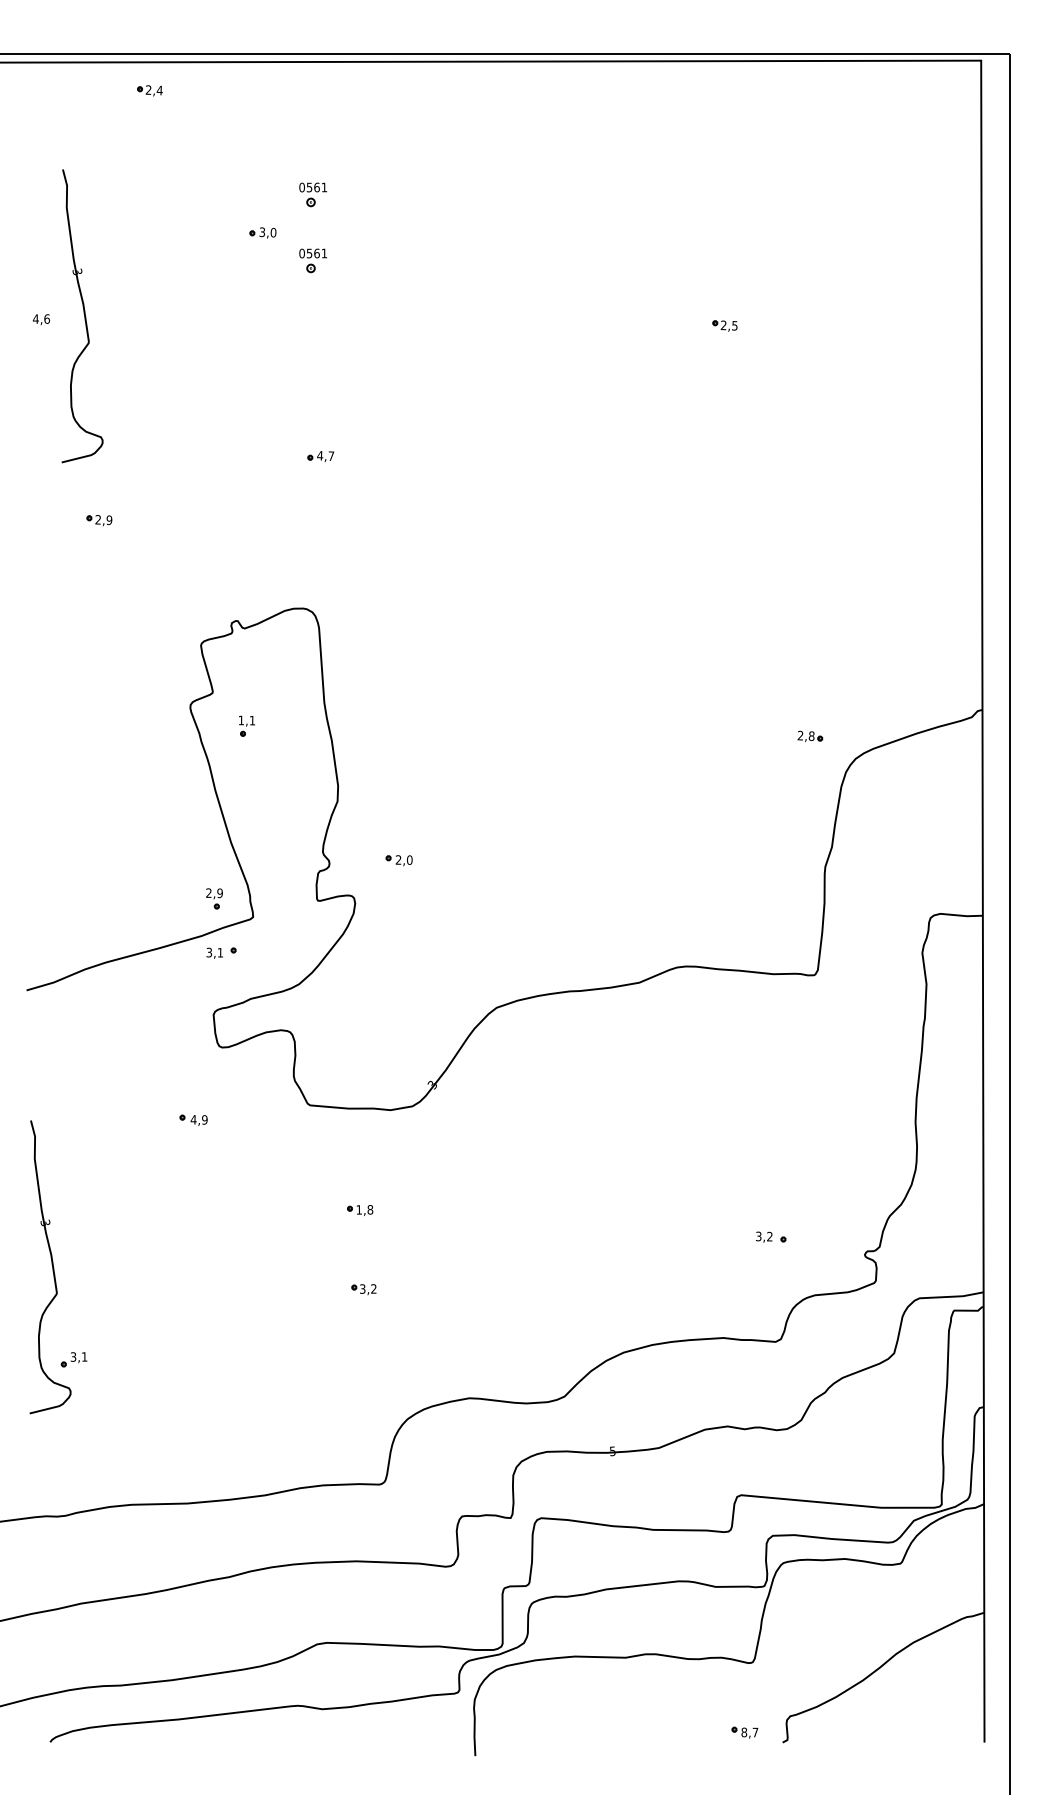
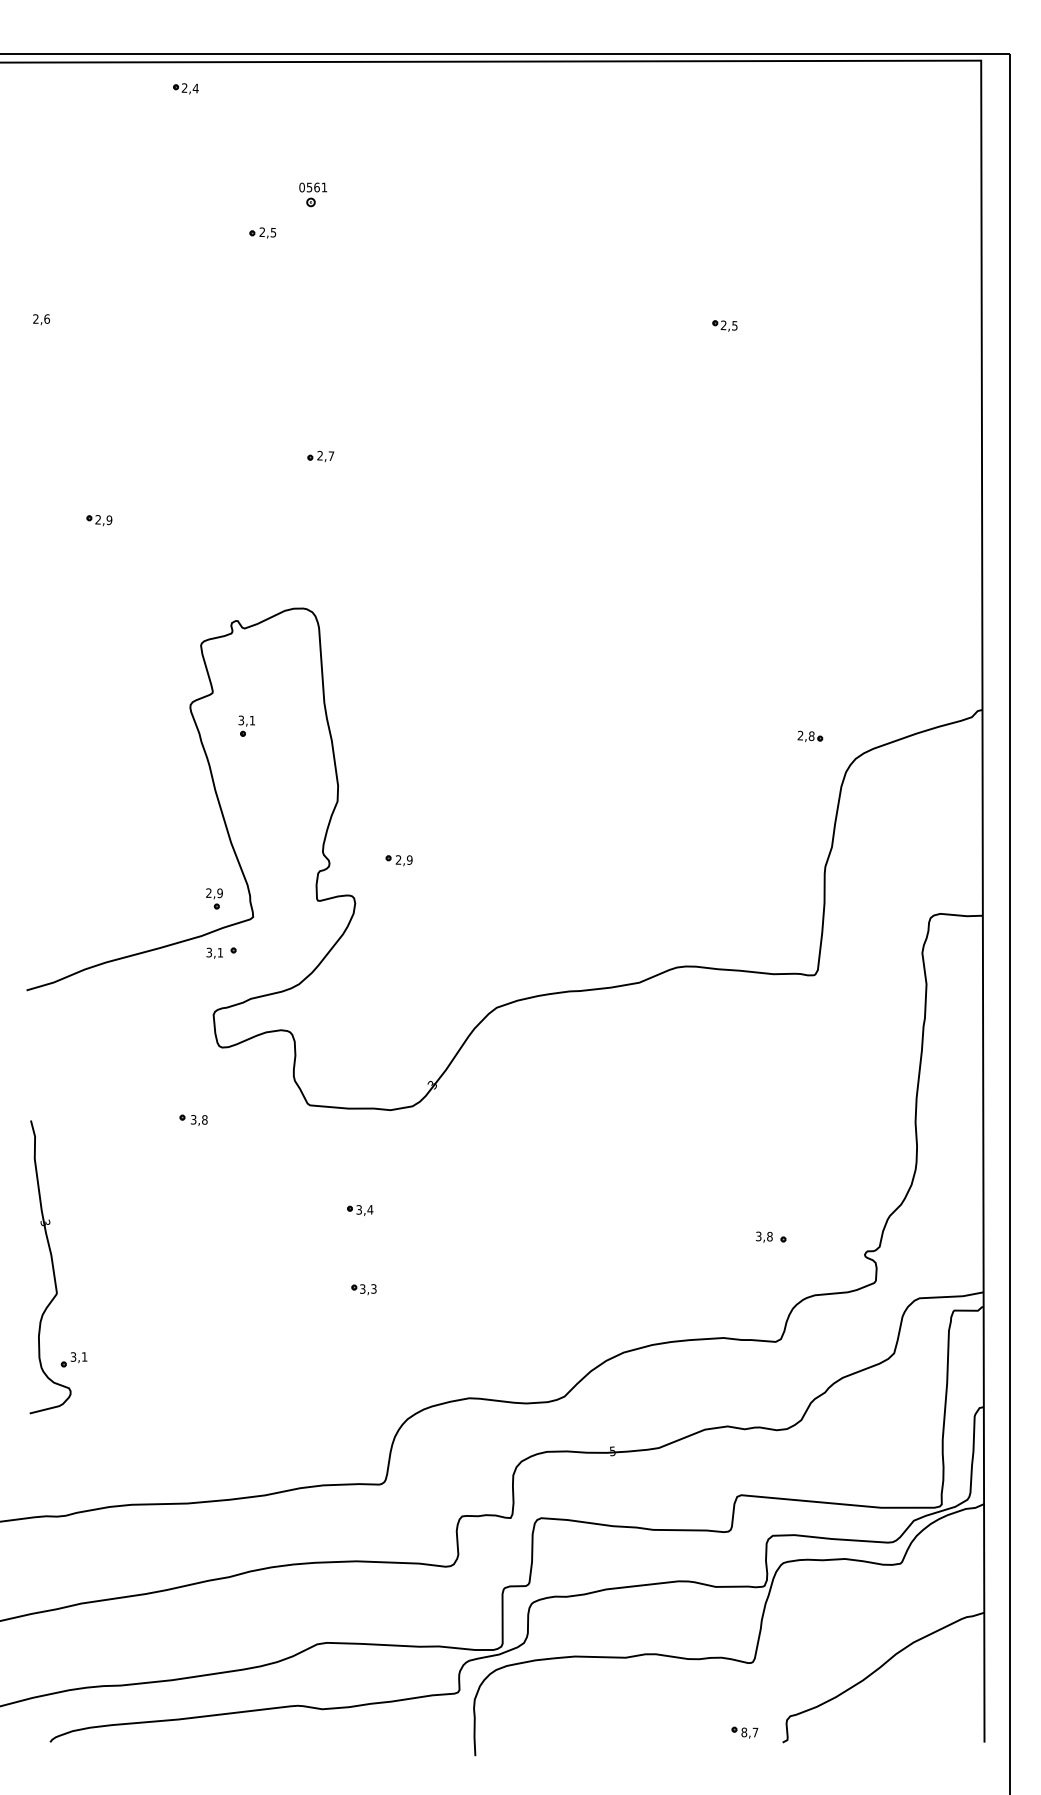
part position: (149, 90) -> (185, 88) (185, 88)
text: 3,0 -> 2,5 (267, 232)
part: present -> none (313, 260)
part: present -> none (82, 316)
text: 4,6 -> 2,6 (35, 318)
text: 4,7 -> 2,7 (320, 455)
text: 1,1 -> 3,1 (241, 720)
text: 2,0 -> 2,9 (409, 859)
text: 4,9 -> 3,8 (198, 1119)
text: 1,8 -> 3,4 (364, 1209)
text: 3,2 -> 3,8 (769, 1236)
text: 3,2 -> 3,3 (373, 1288)
